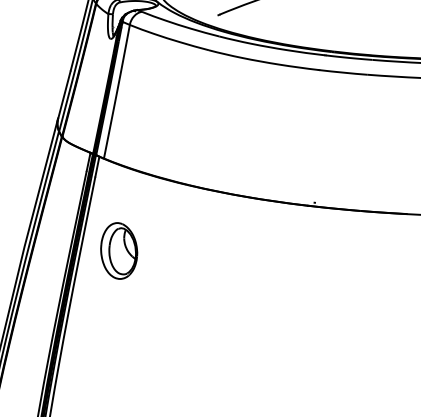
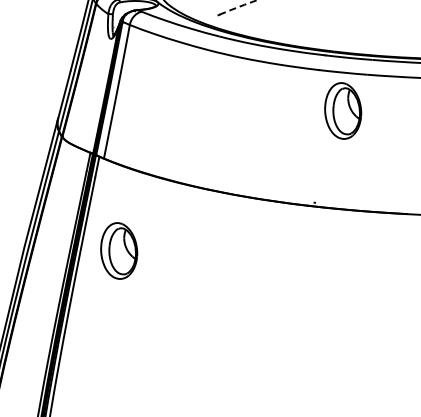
arc: solid -> dashed (238, 7)
part: none -> present (343, 110)
